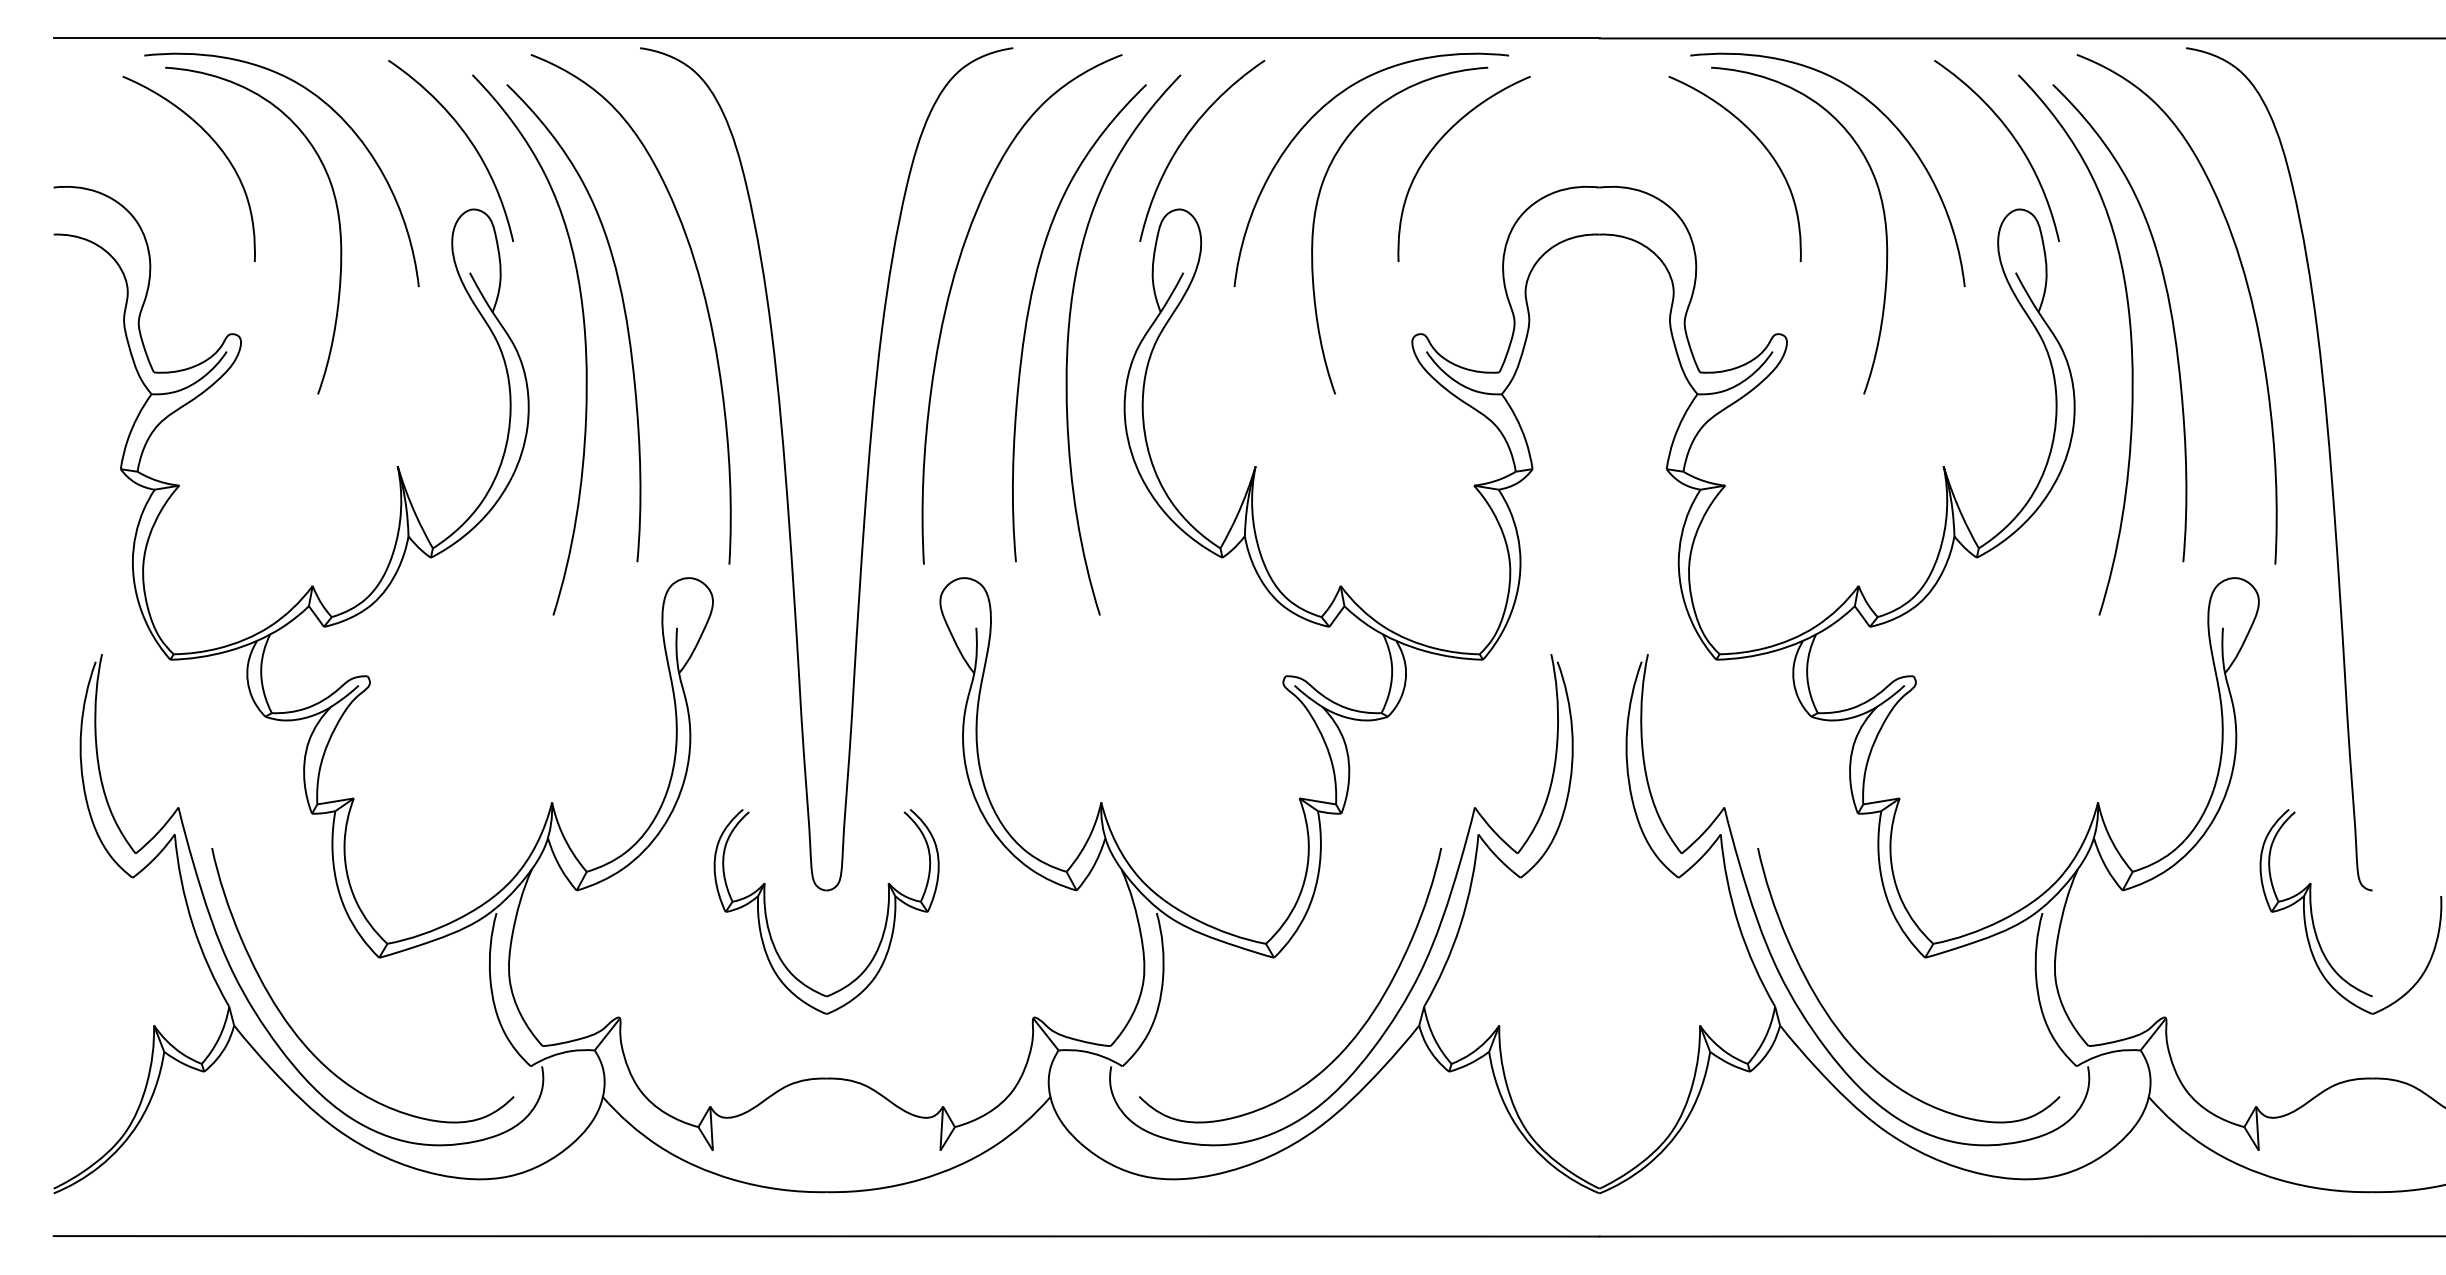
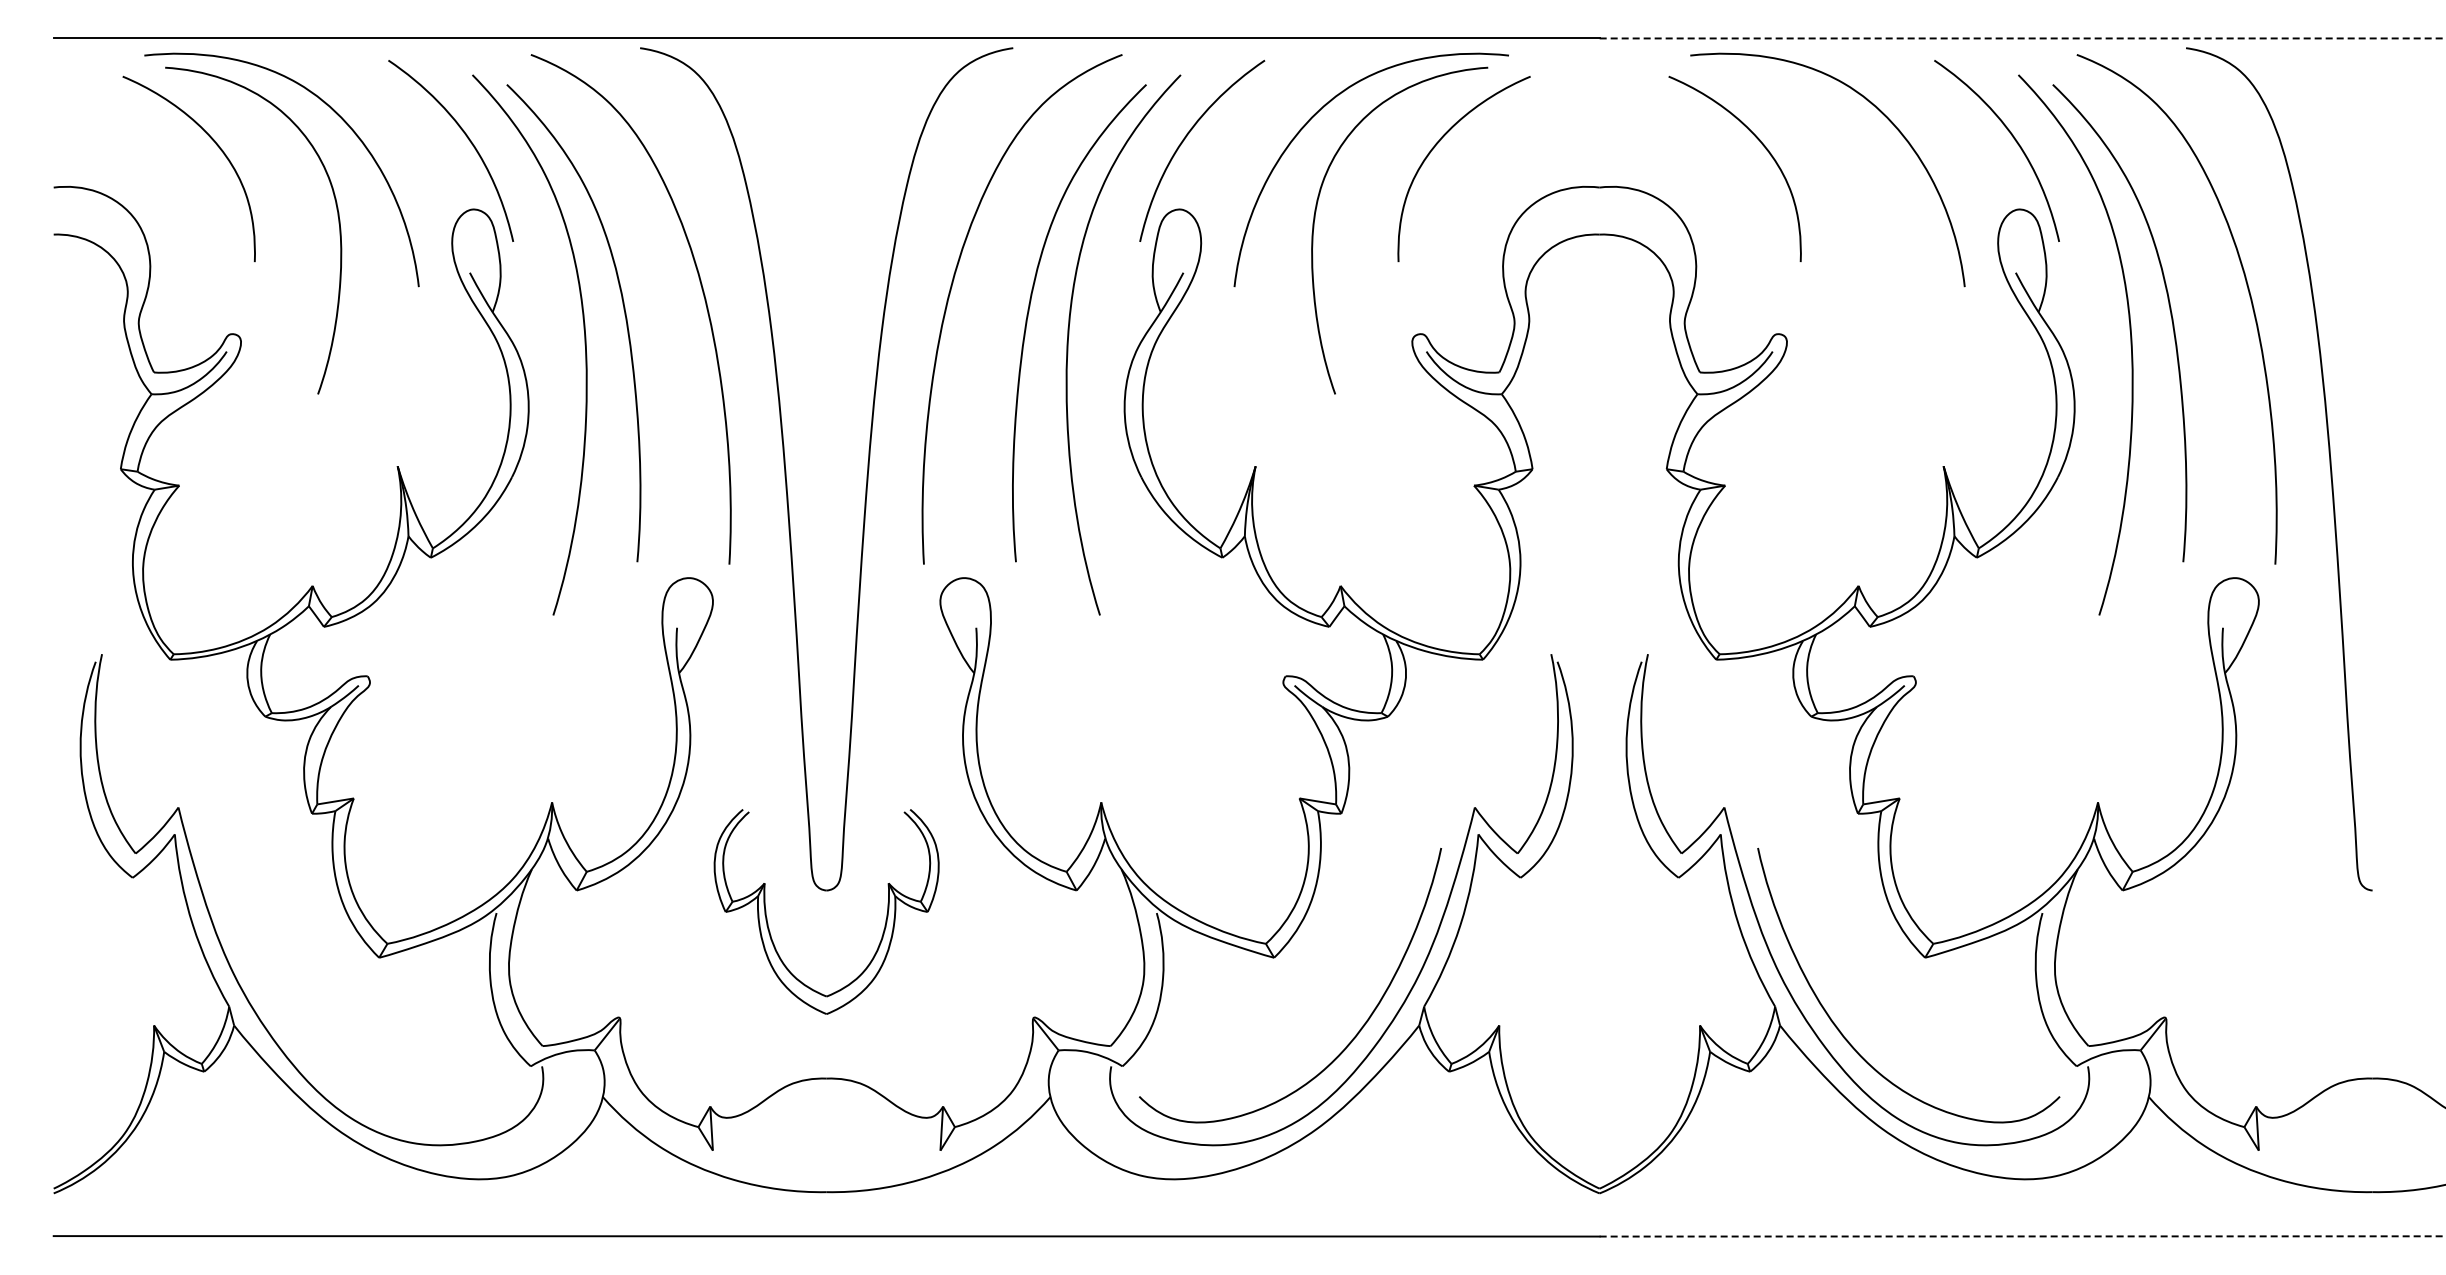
line: solid -> dashed (2022, 38)
curve: present -> none (1883, 216)
part: present -> none (2313, 918)
curve: present -> none (303, 1041)
line: solid -> dashed (2022, 1236)
